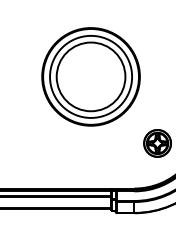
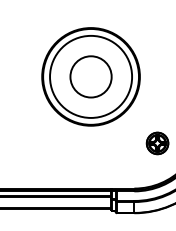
circle diameter: 69 px -> 41 px (90, 76)
part size: 29x29 px -> 25x25 px (157, 143)
